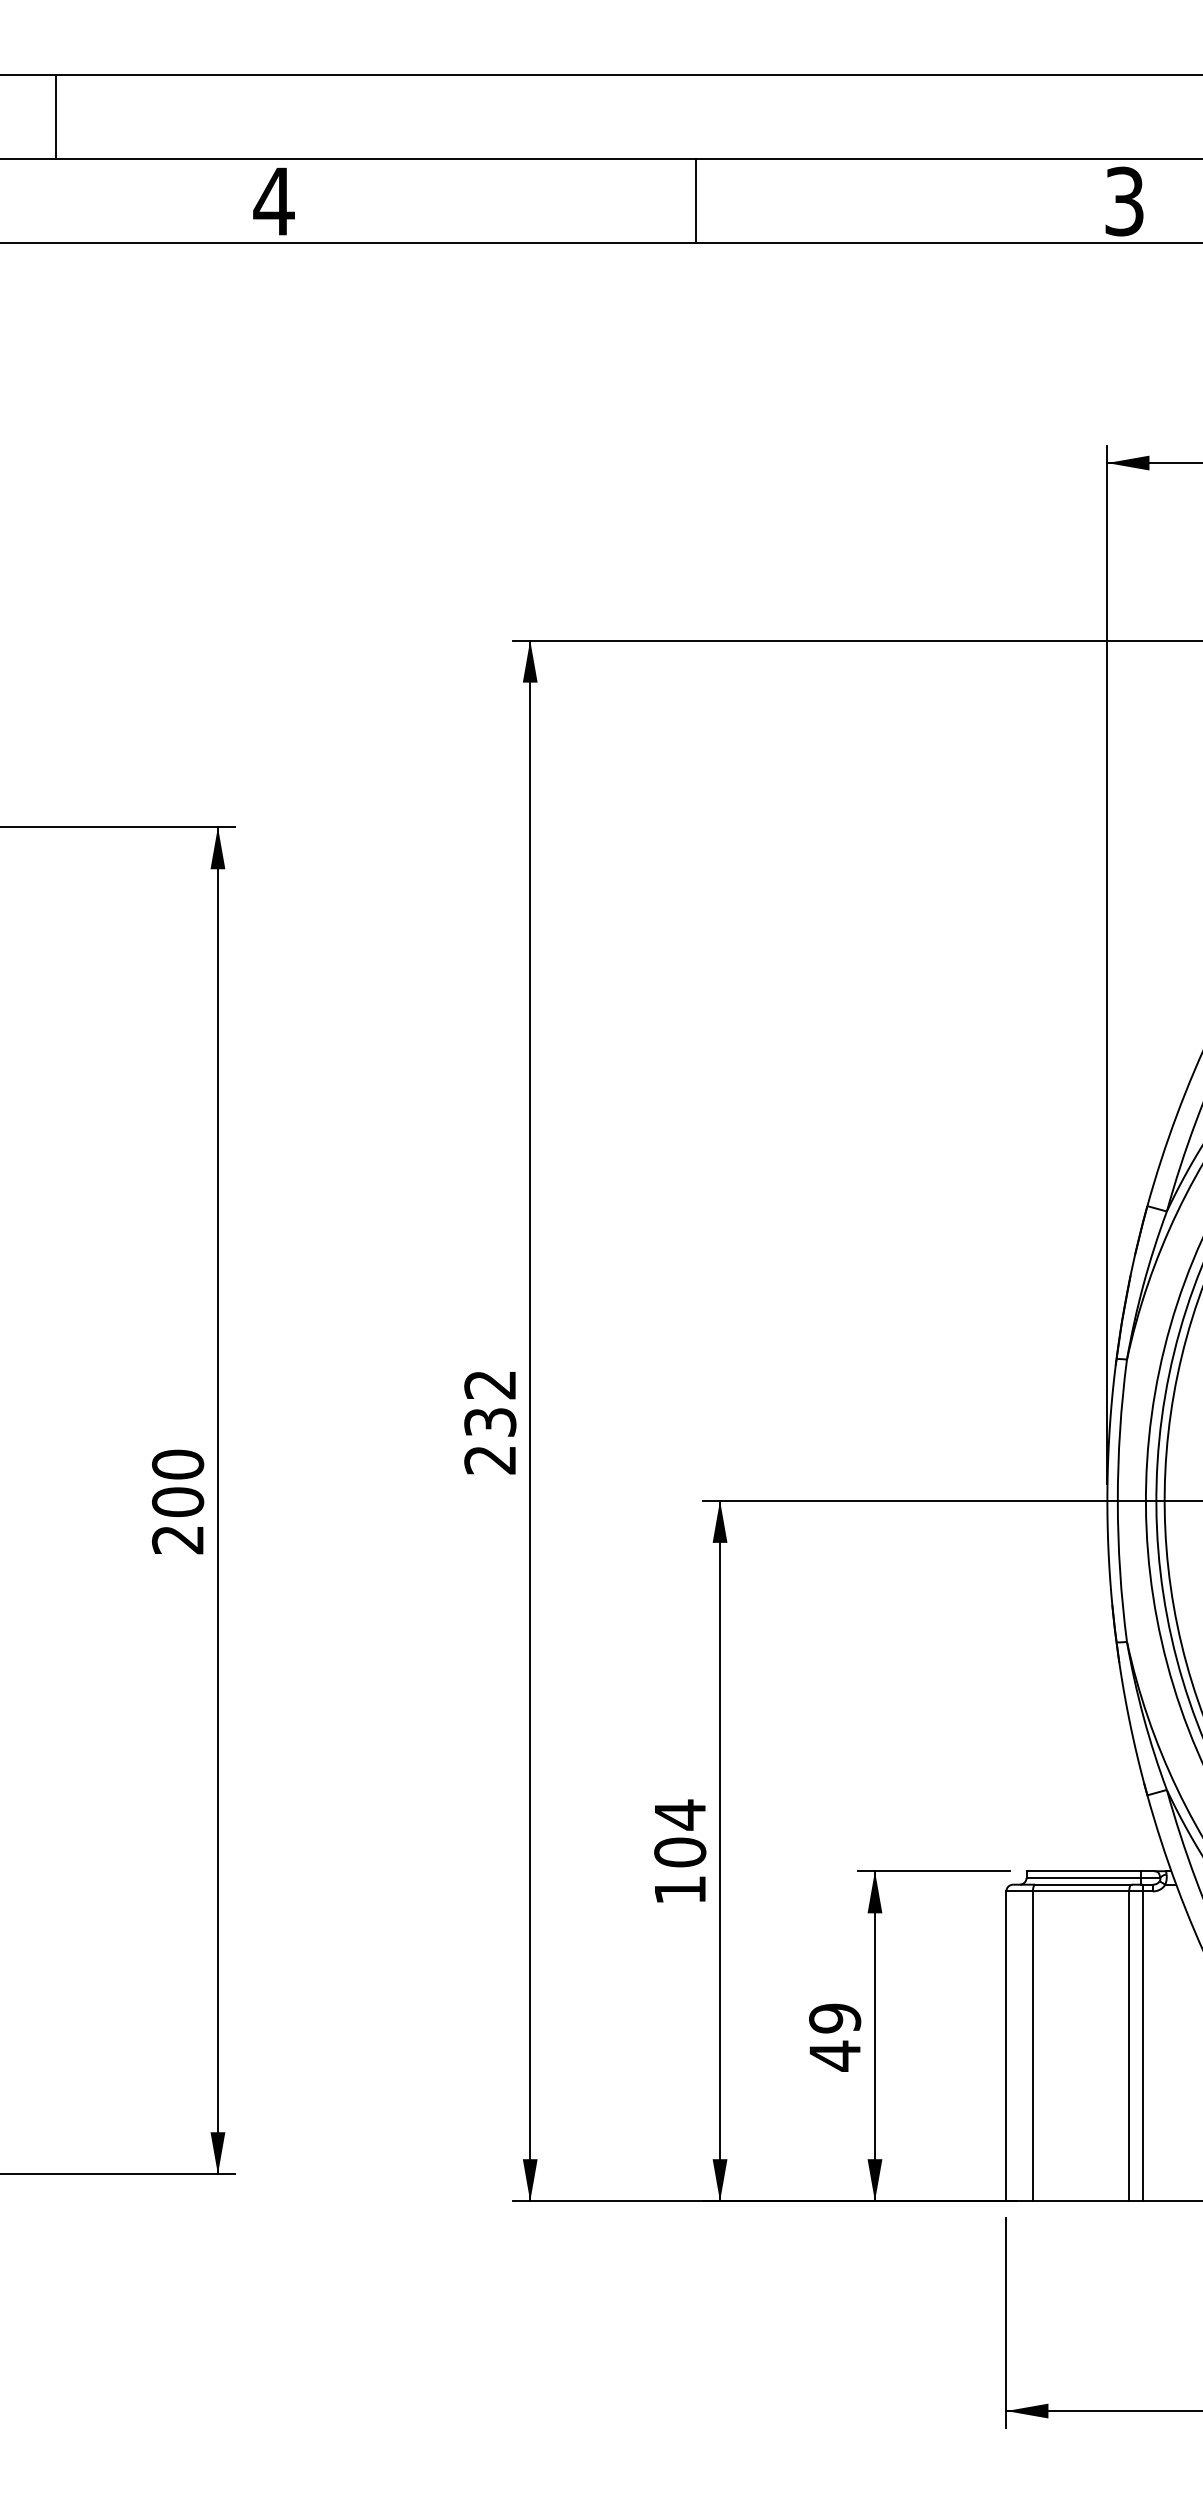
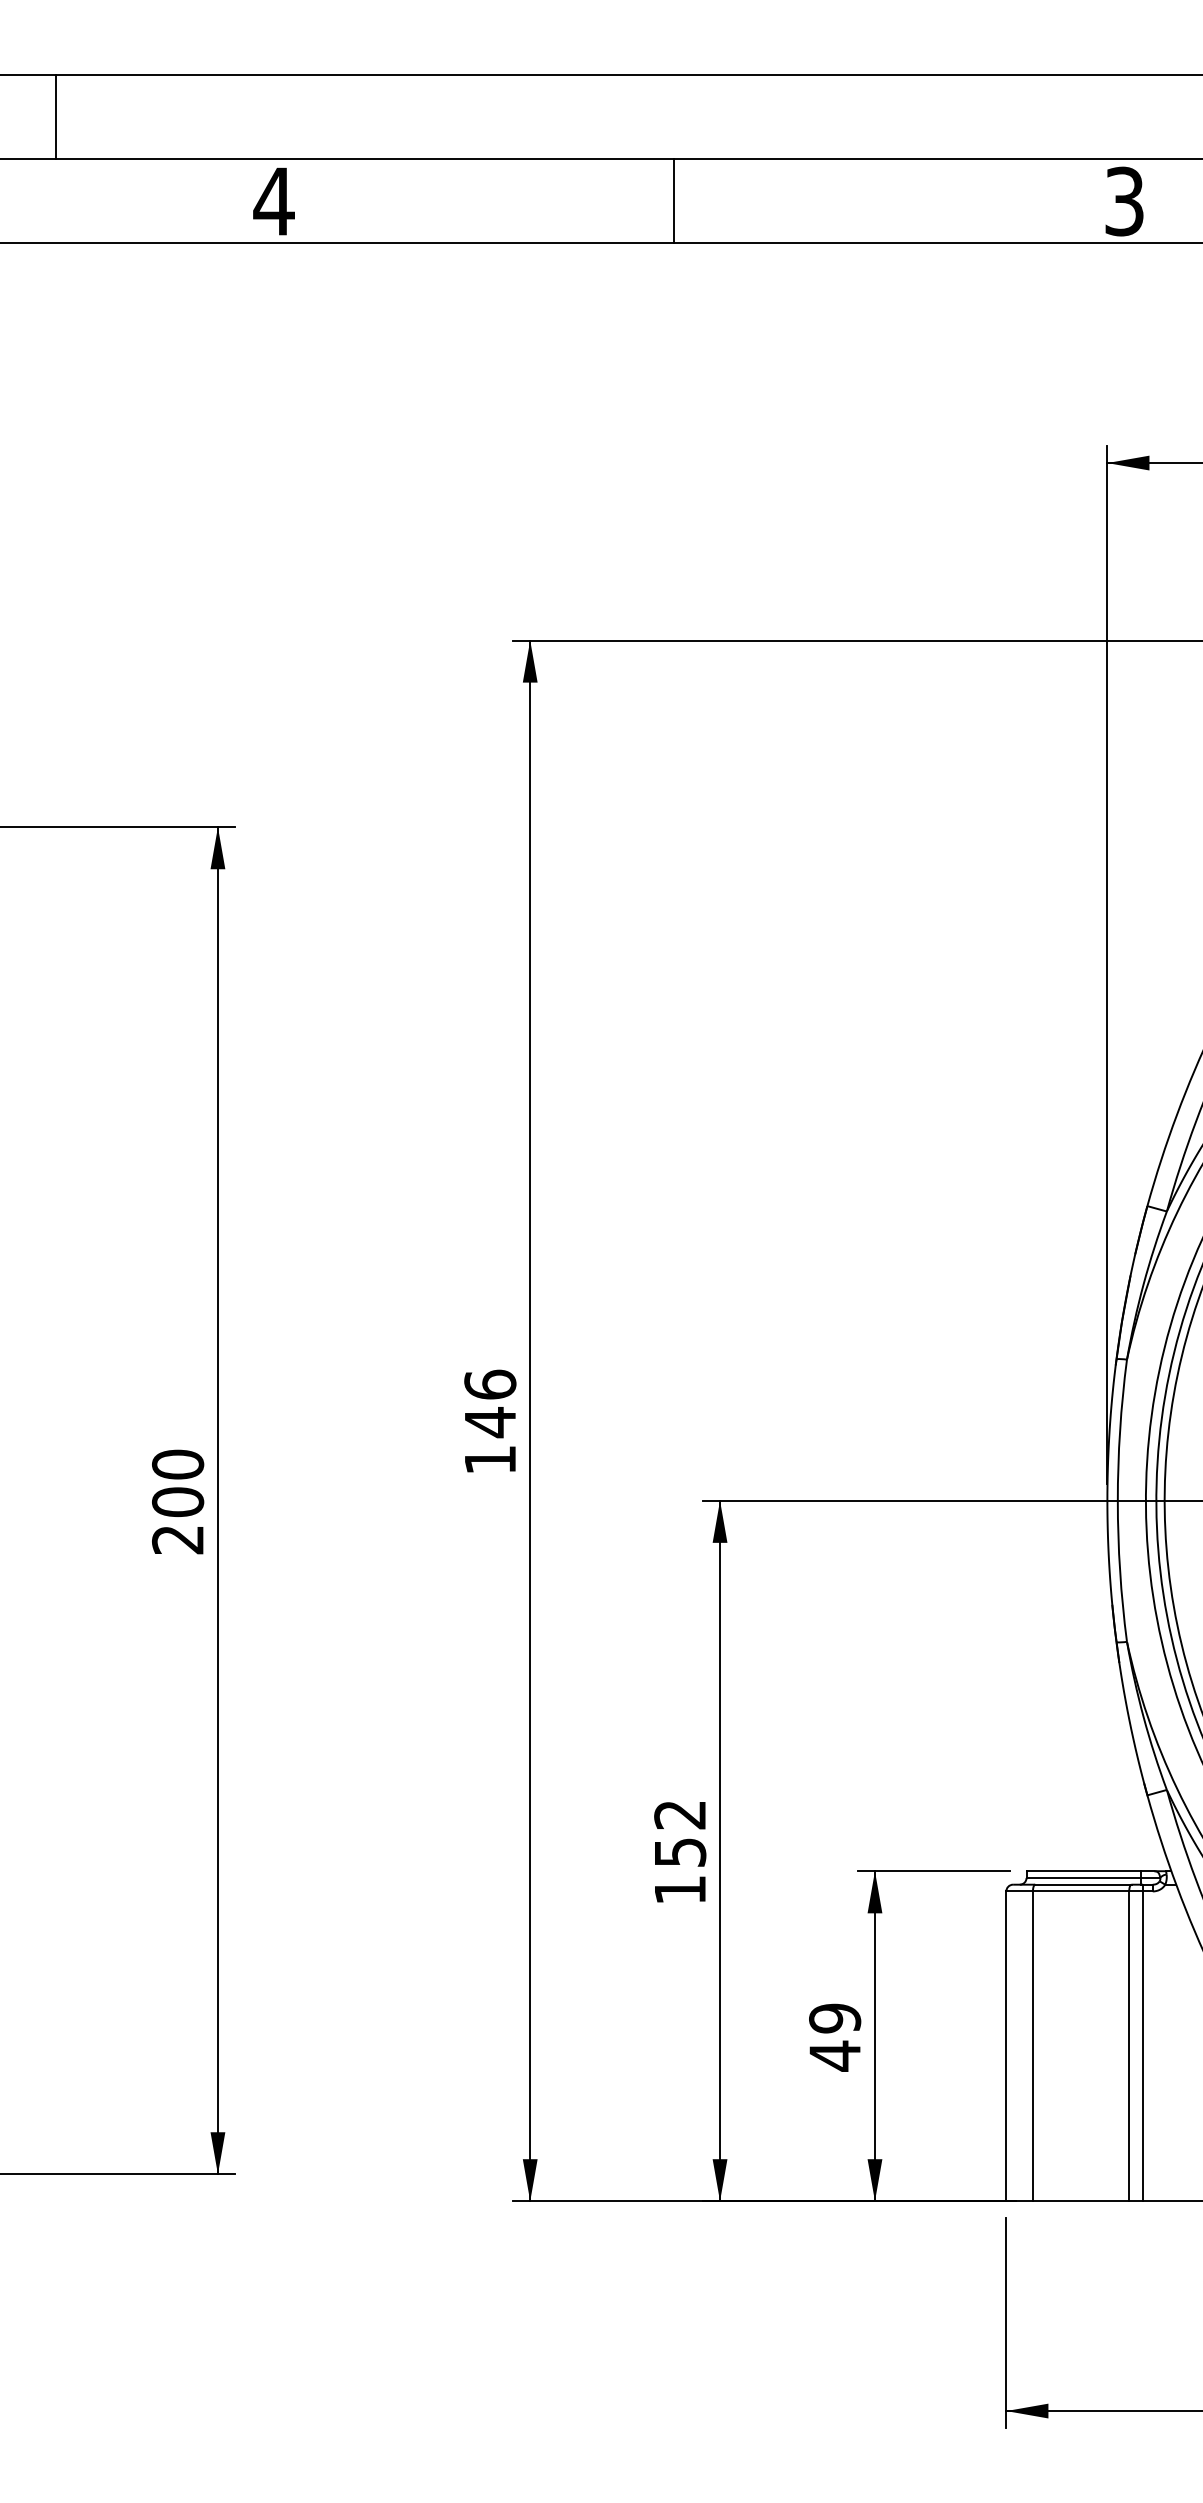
line position: (695, 201) -> (673, 201) (673, 201)
text: 232 -> 146 (490, 1421)
text: 104 -> 152 (680, 1833)
